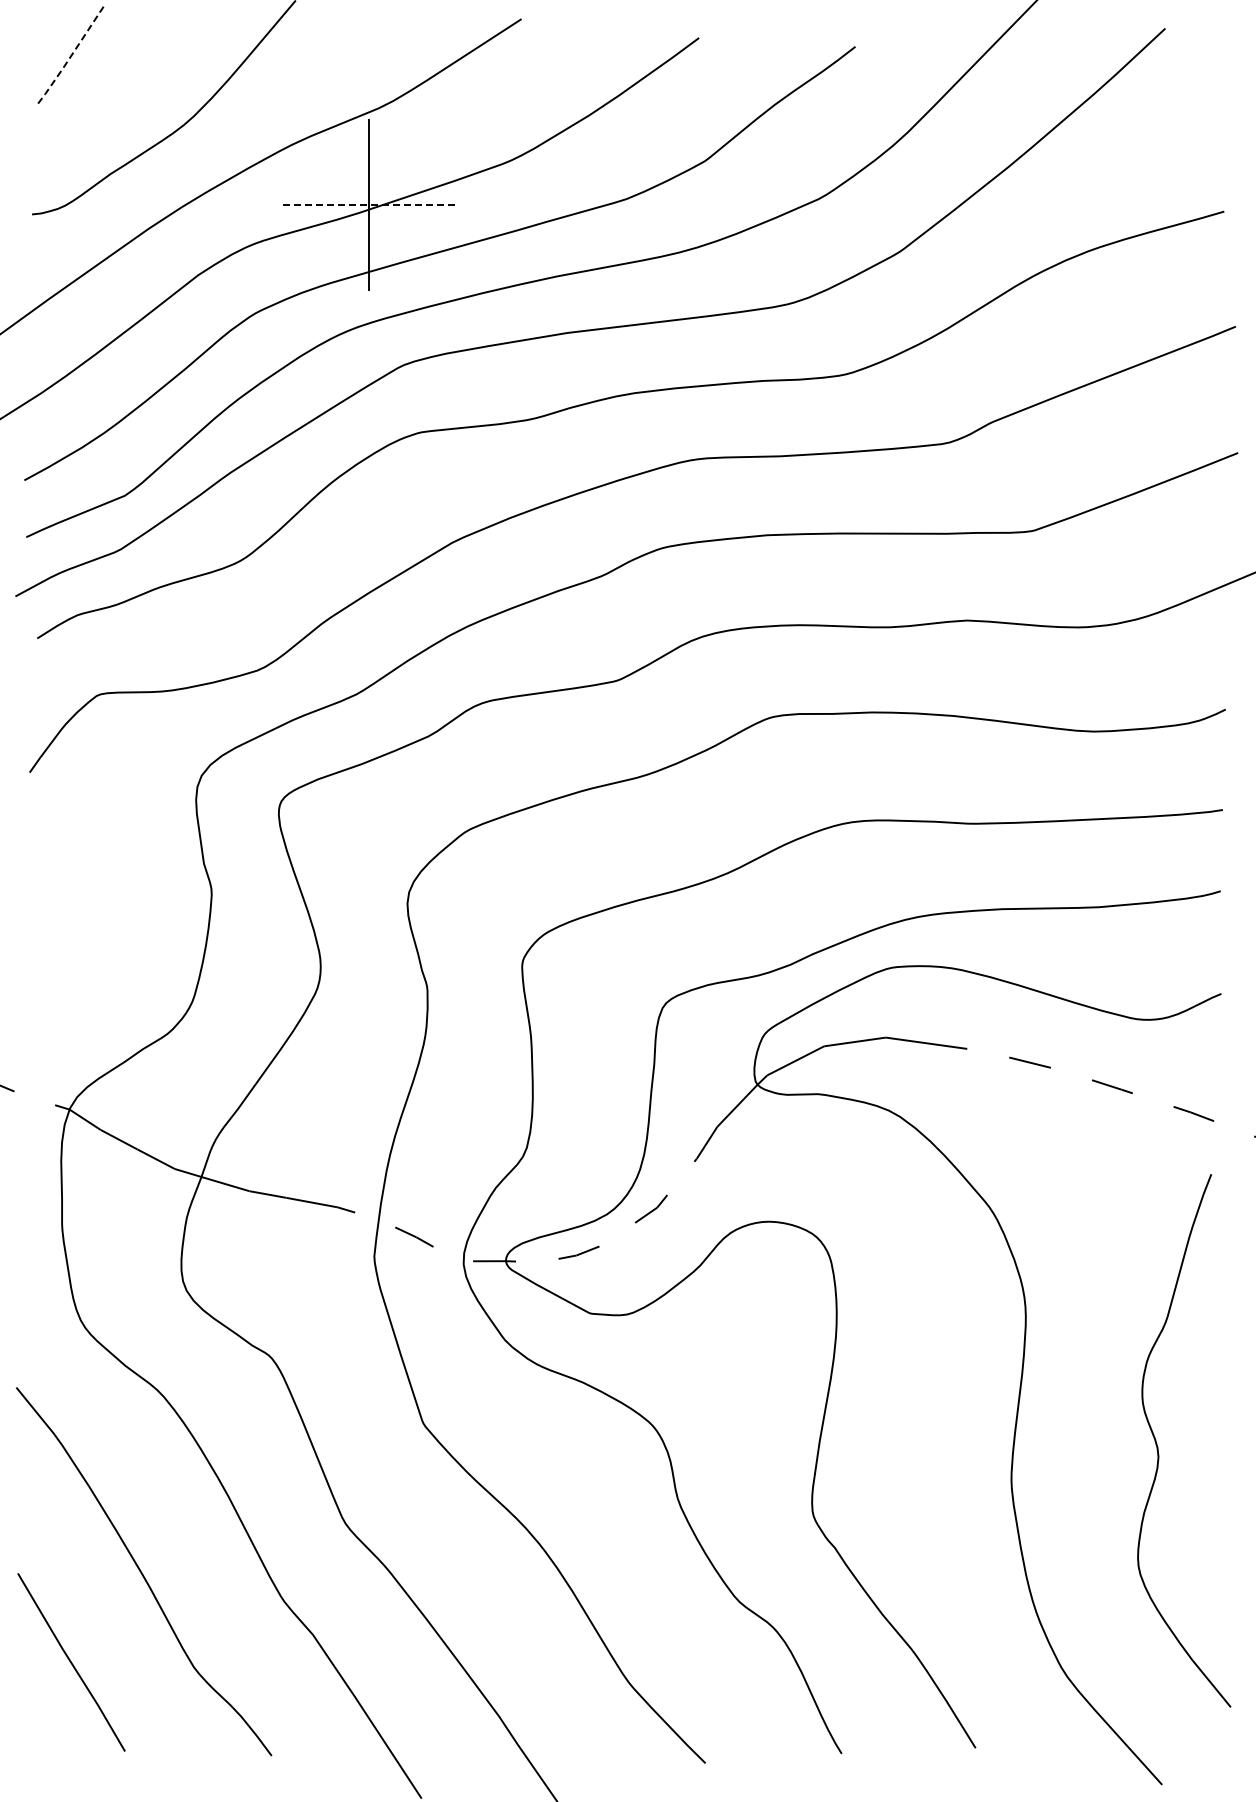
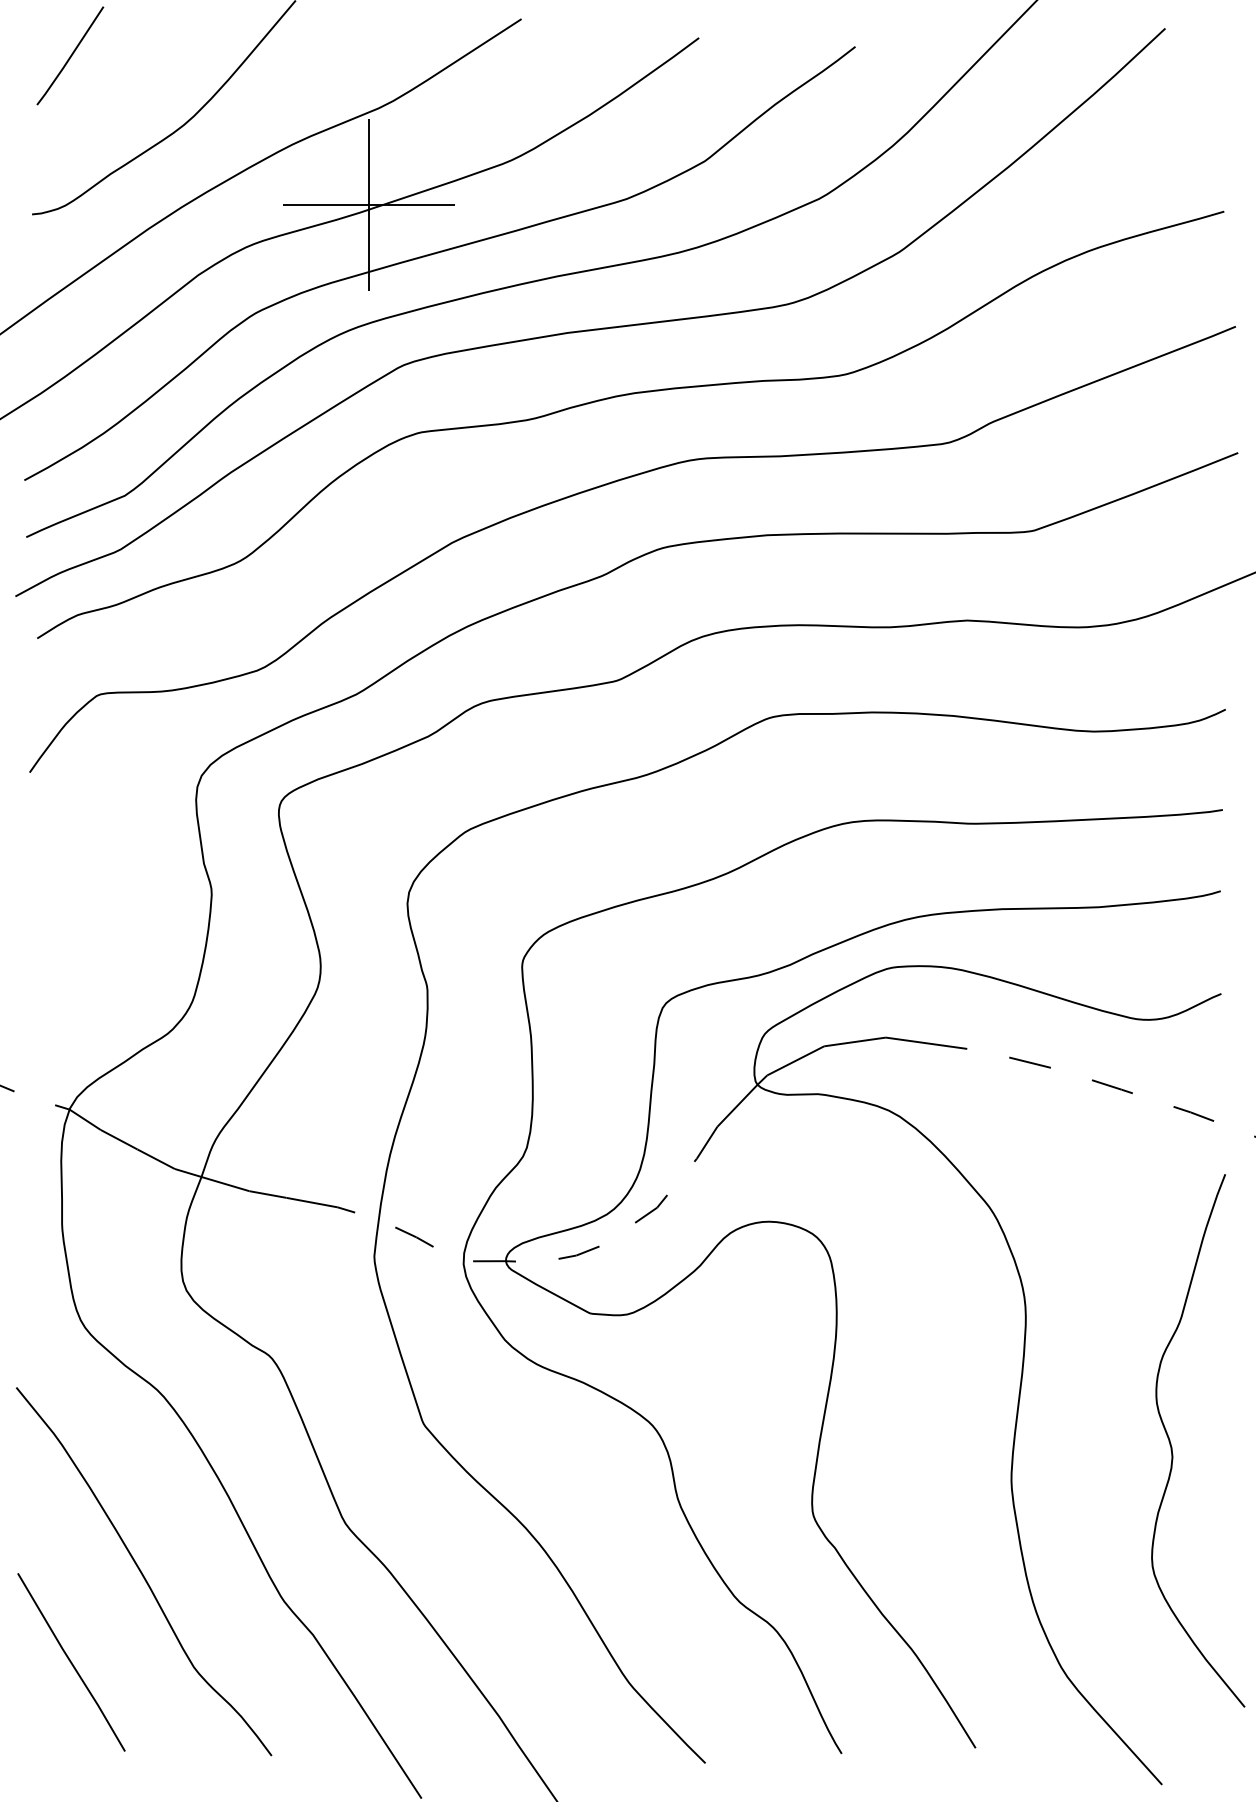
line: dashed -> solid (70, 57)
line: dashed -> solid (368, 204)
curve position: (1158, 1447) -> (1172, 1447) (1172, 1447)
